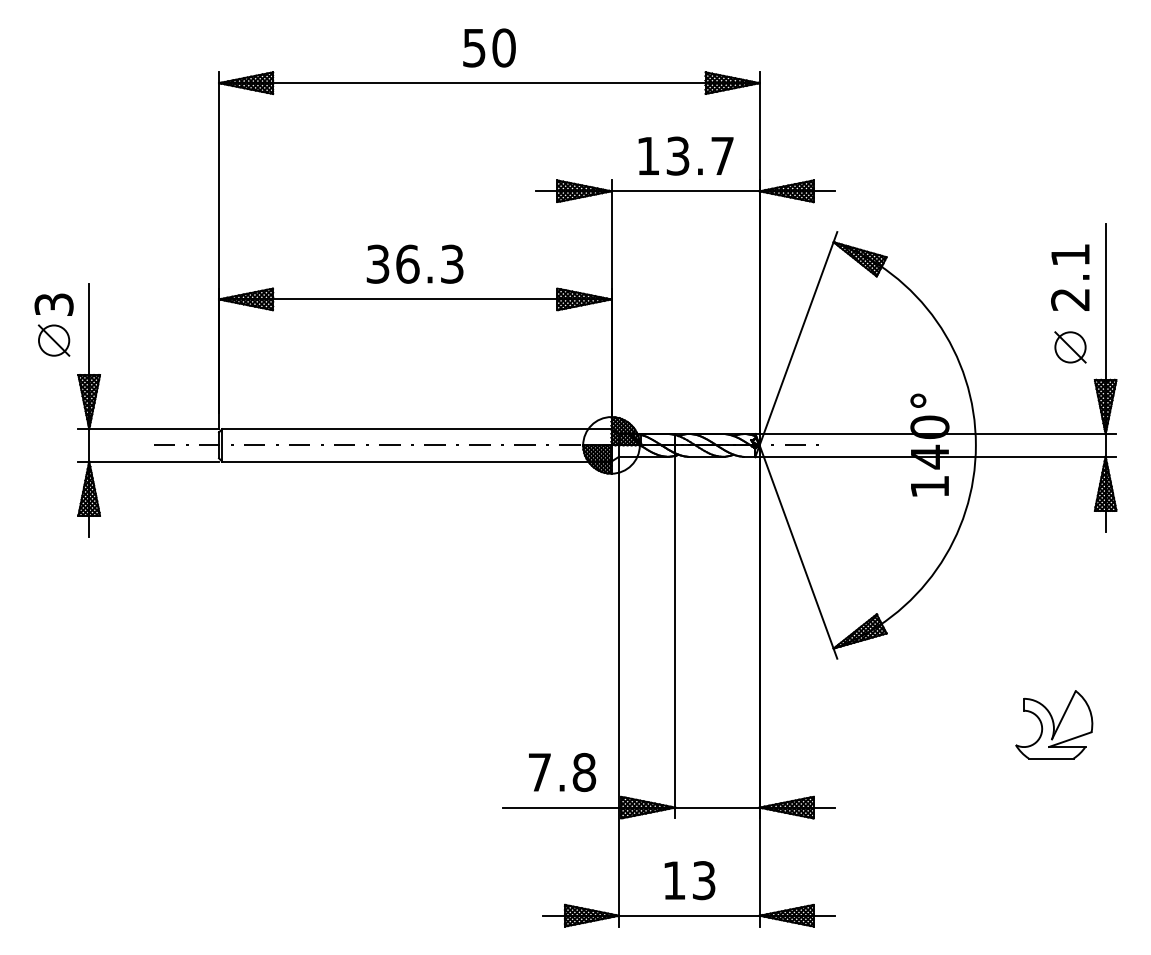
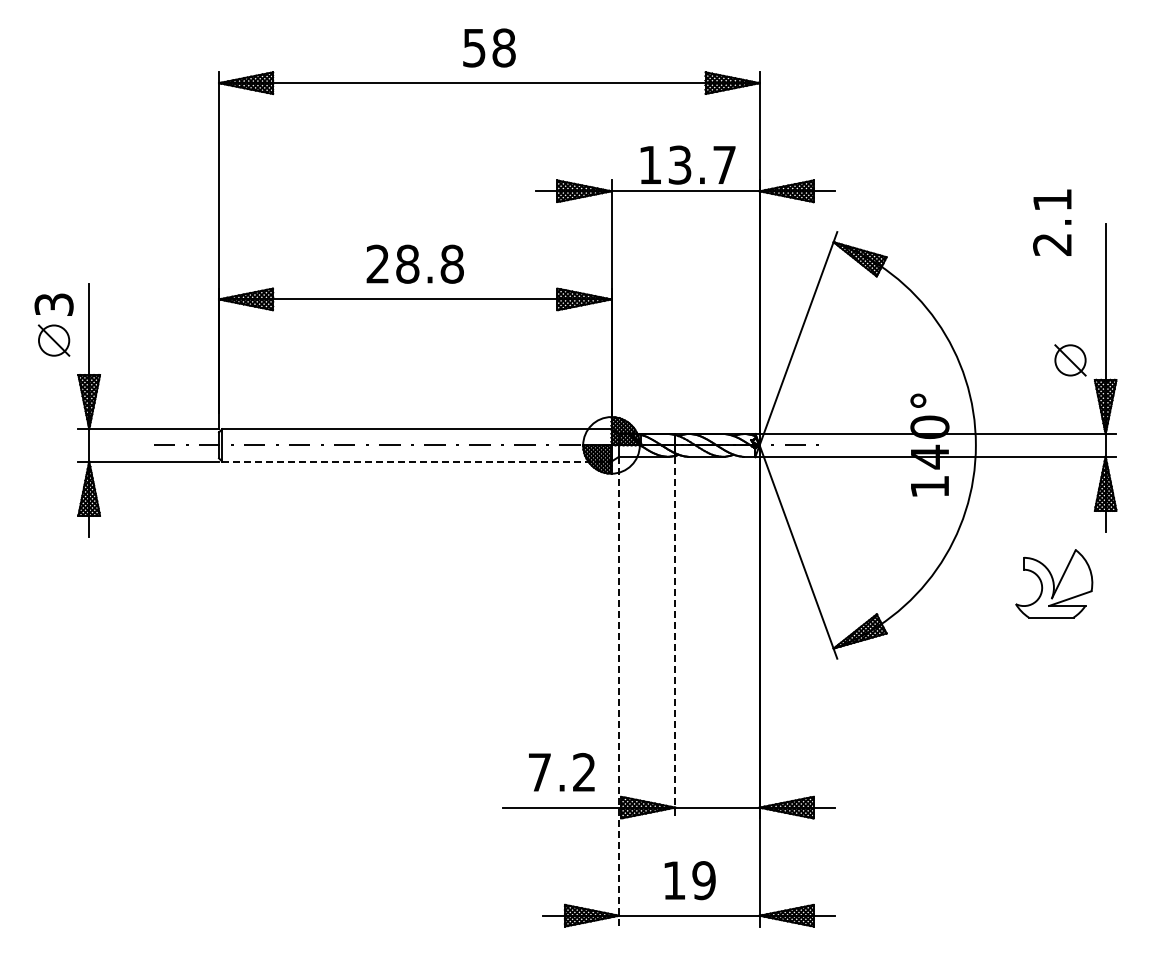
text: 50 -> 58 (503, 47)
text position: (685, 155) -> (687, 164) (687, 164)
text: 36.3 -> 28.8 (414, 263)
text position: (1070, 277) -> (1052, 222) (1052, 222)
part position: (1070, 347) -> (1070, 360) (1070, 360)
line: solid -> dashed (416, 461)
line: solid -> dashed (675, 637)
line: solid -> dashed (619, 691)
part position: (1054, 724) -> (1054, 583) (1054, 583)
text: 7.8 -> 7.2 (584, 772)
text: 13 -> 19 (703, 880)
